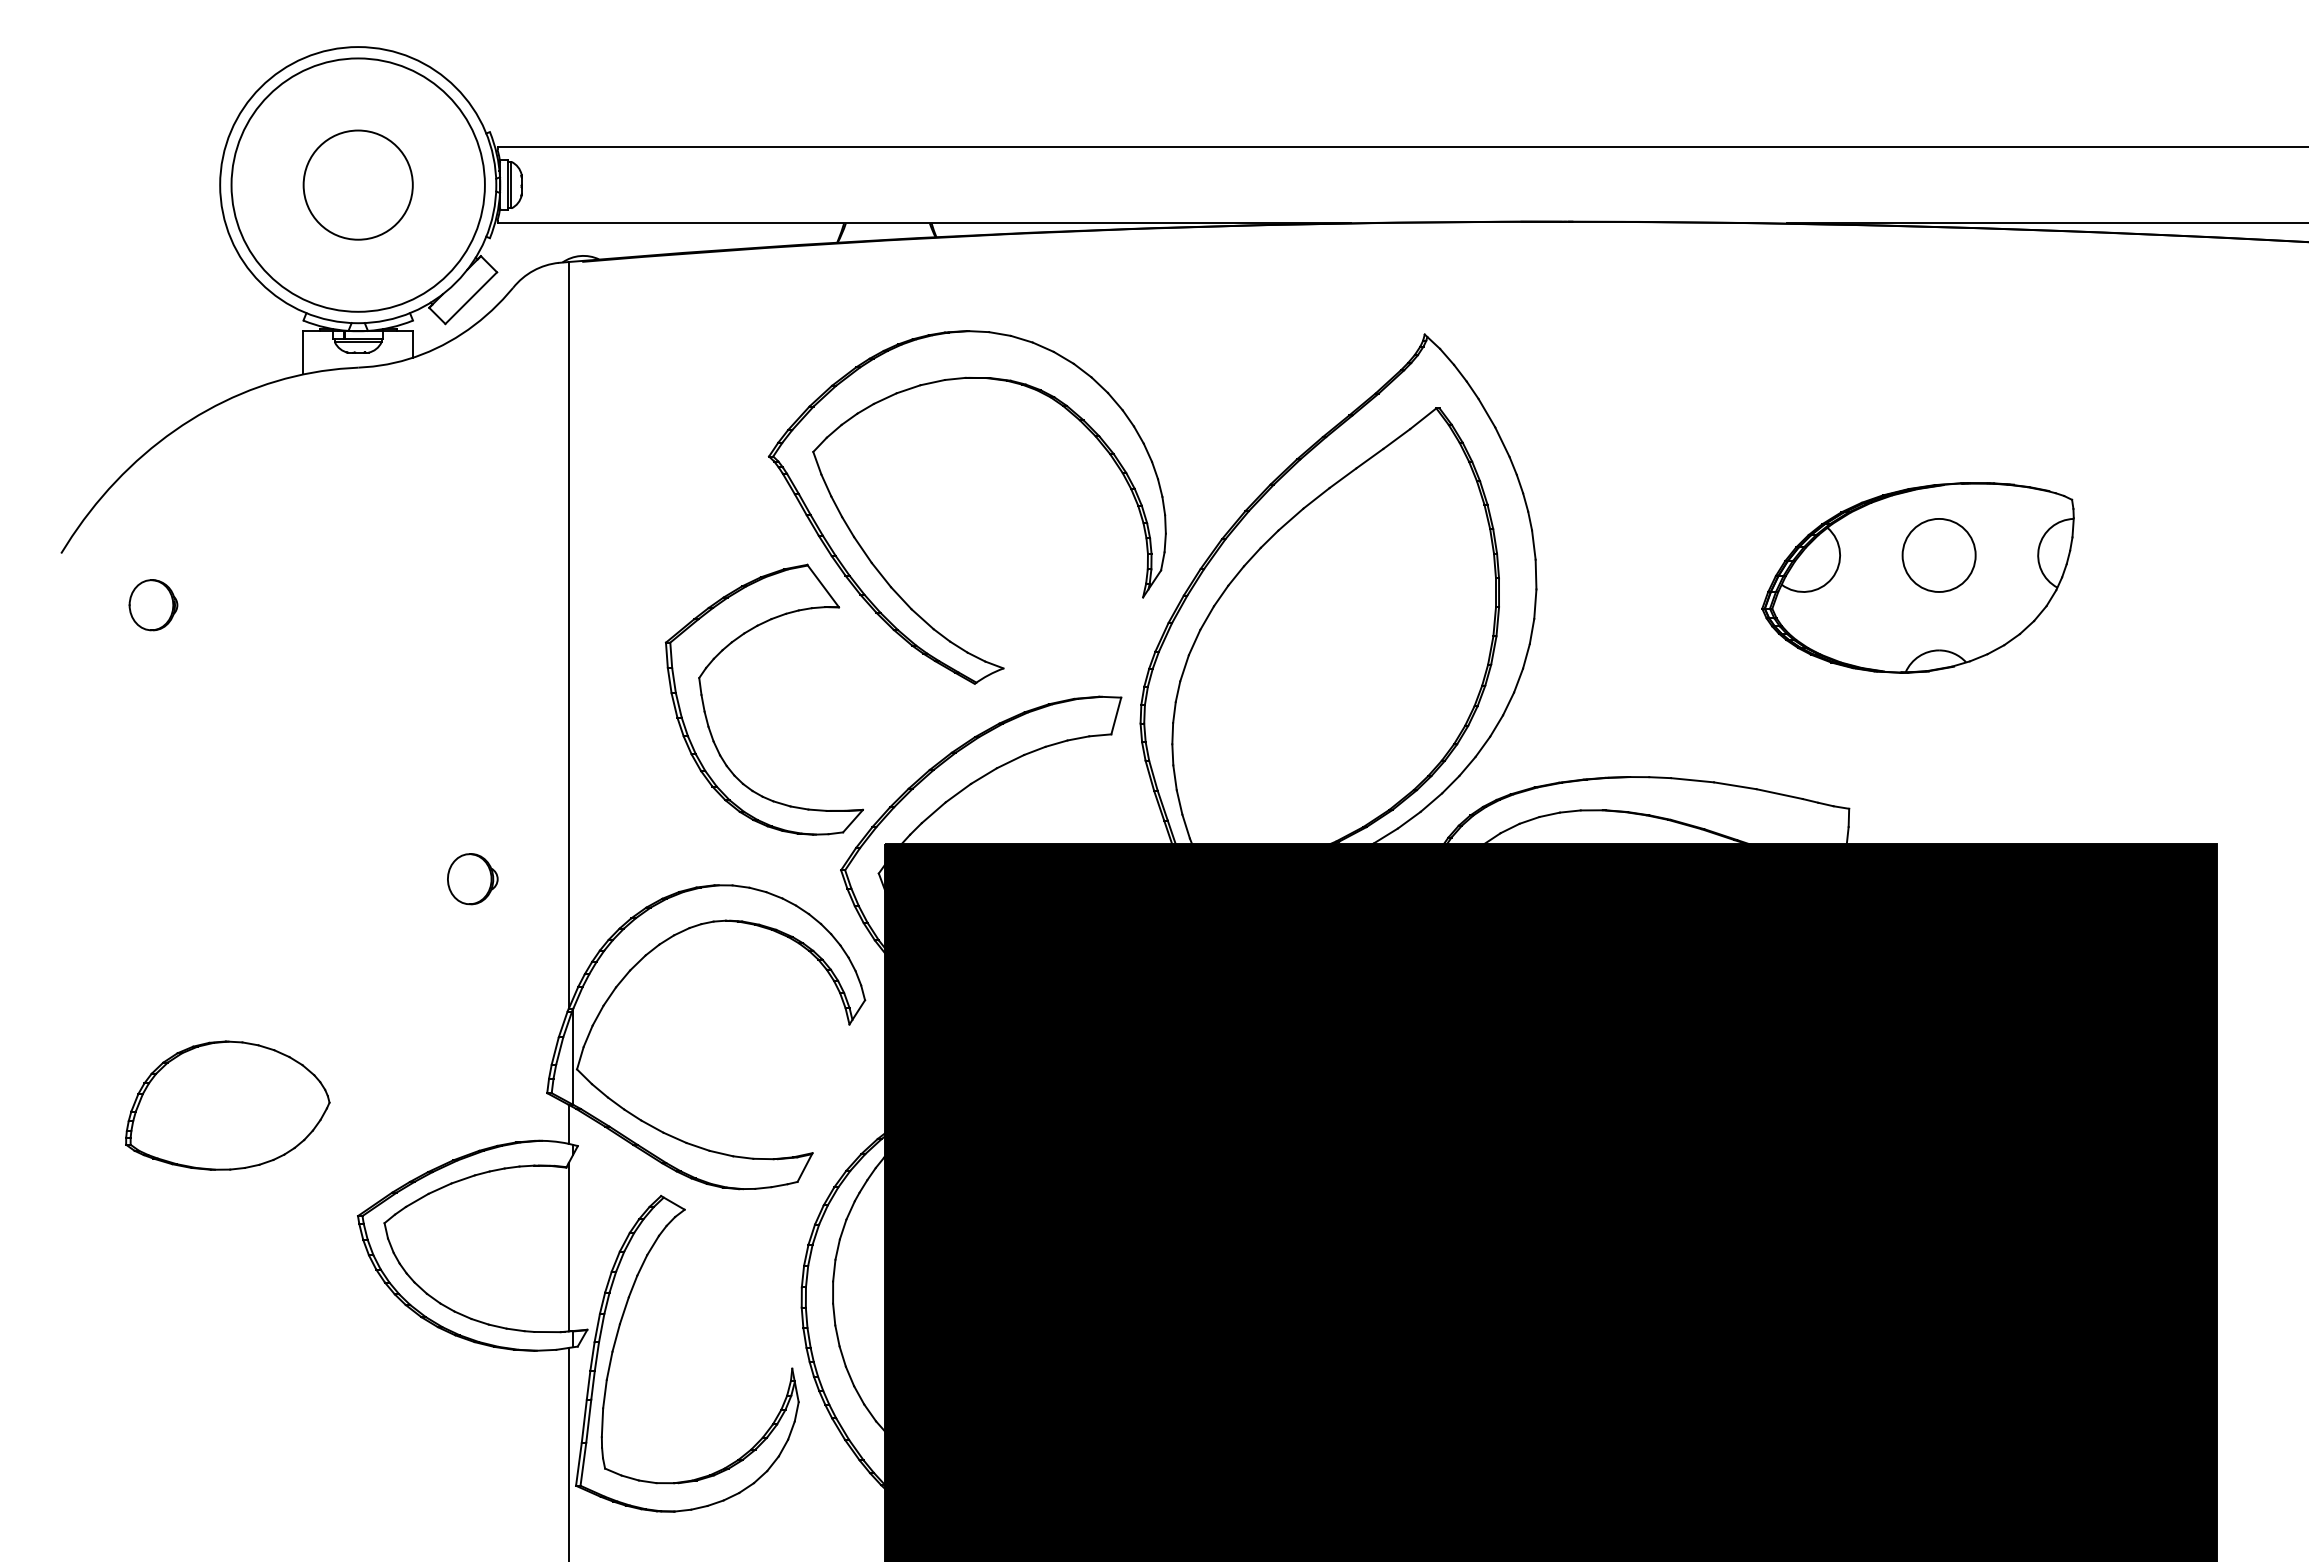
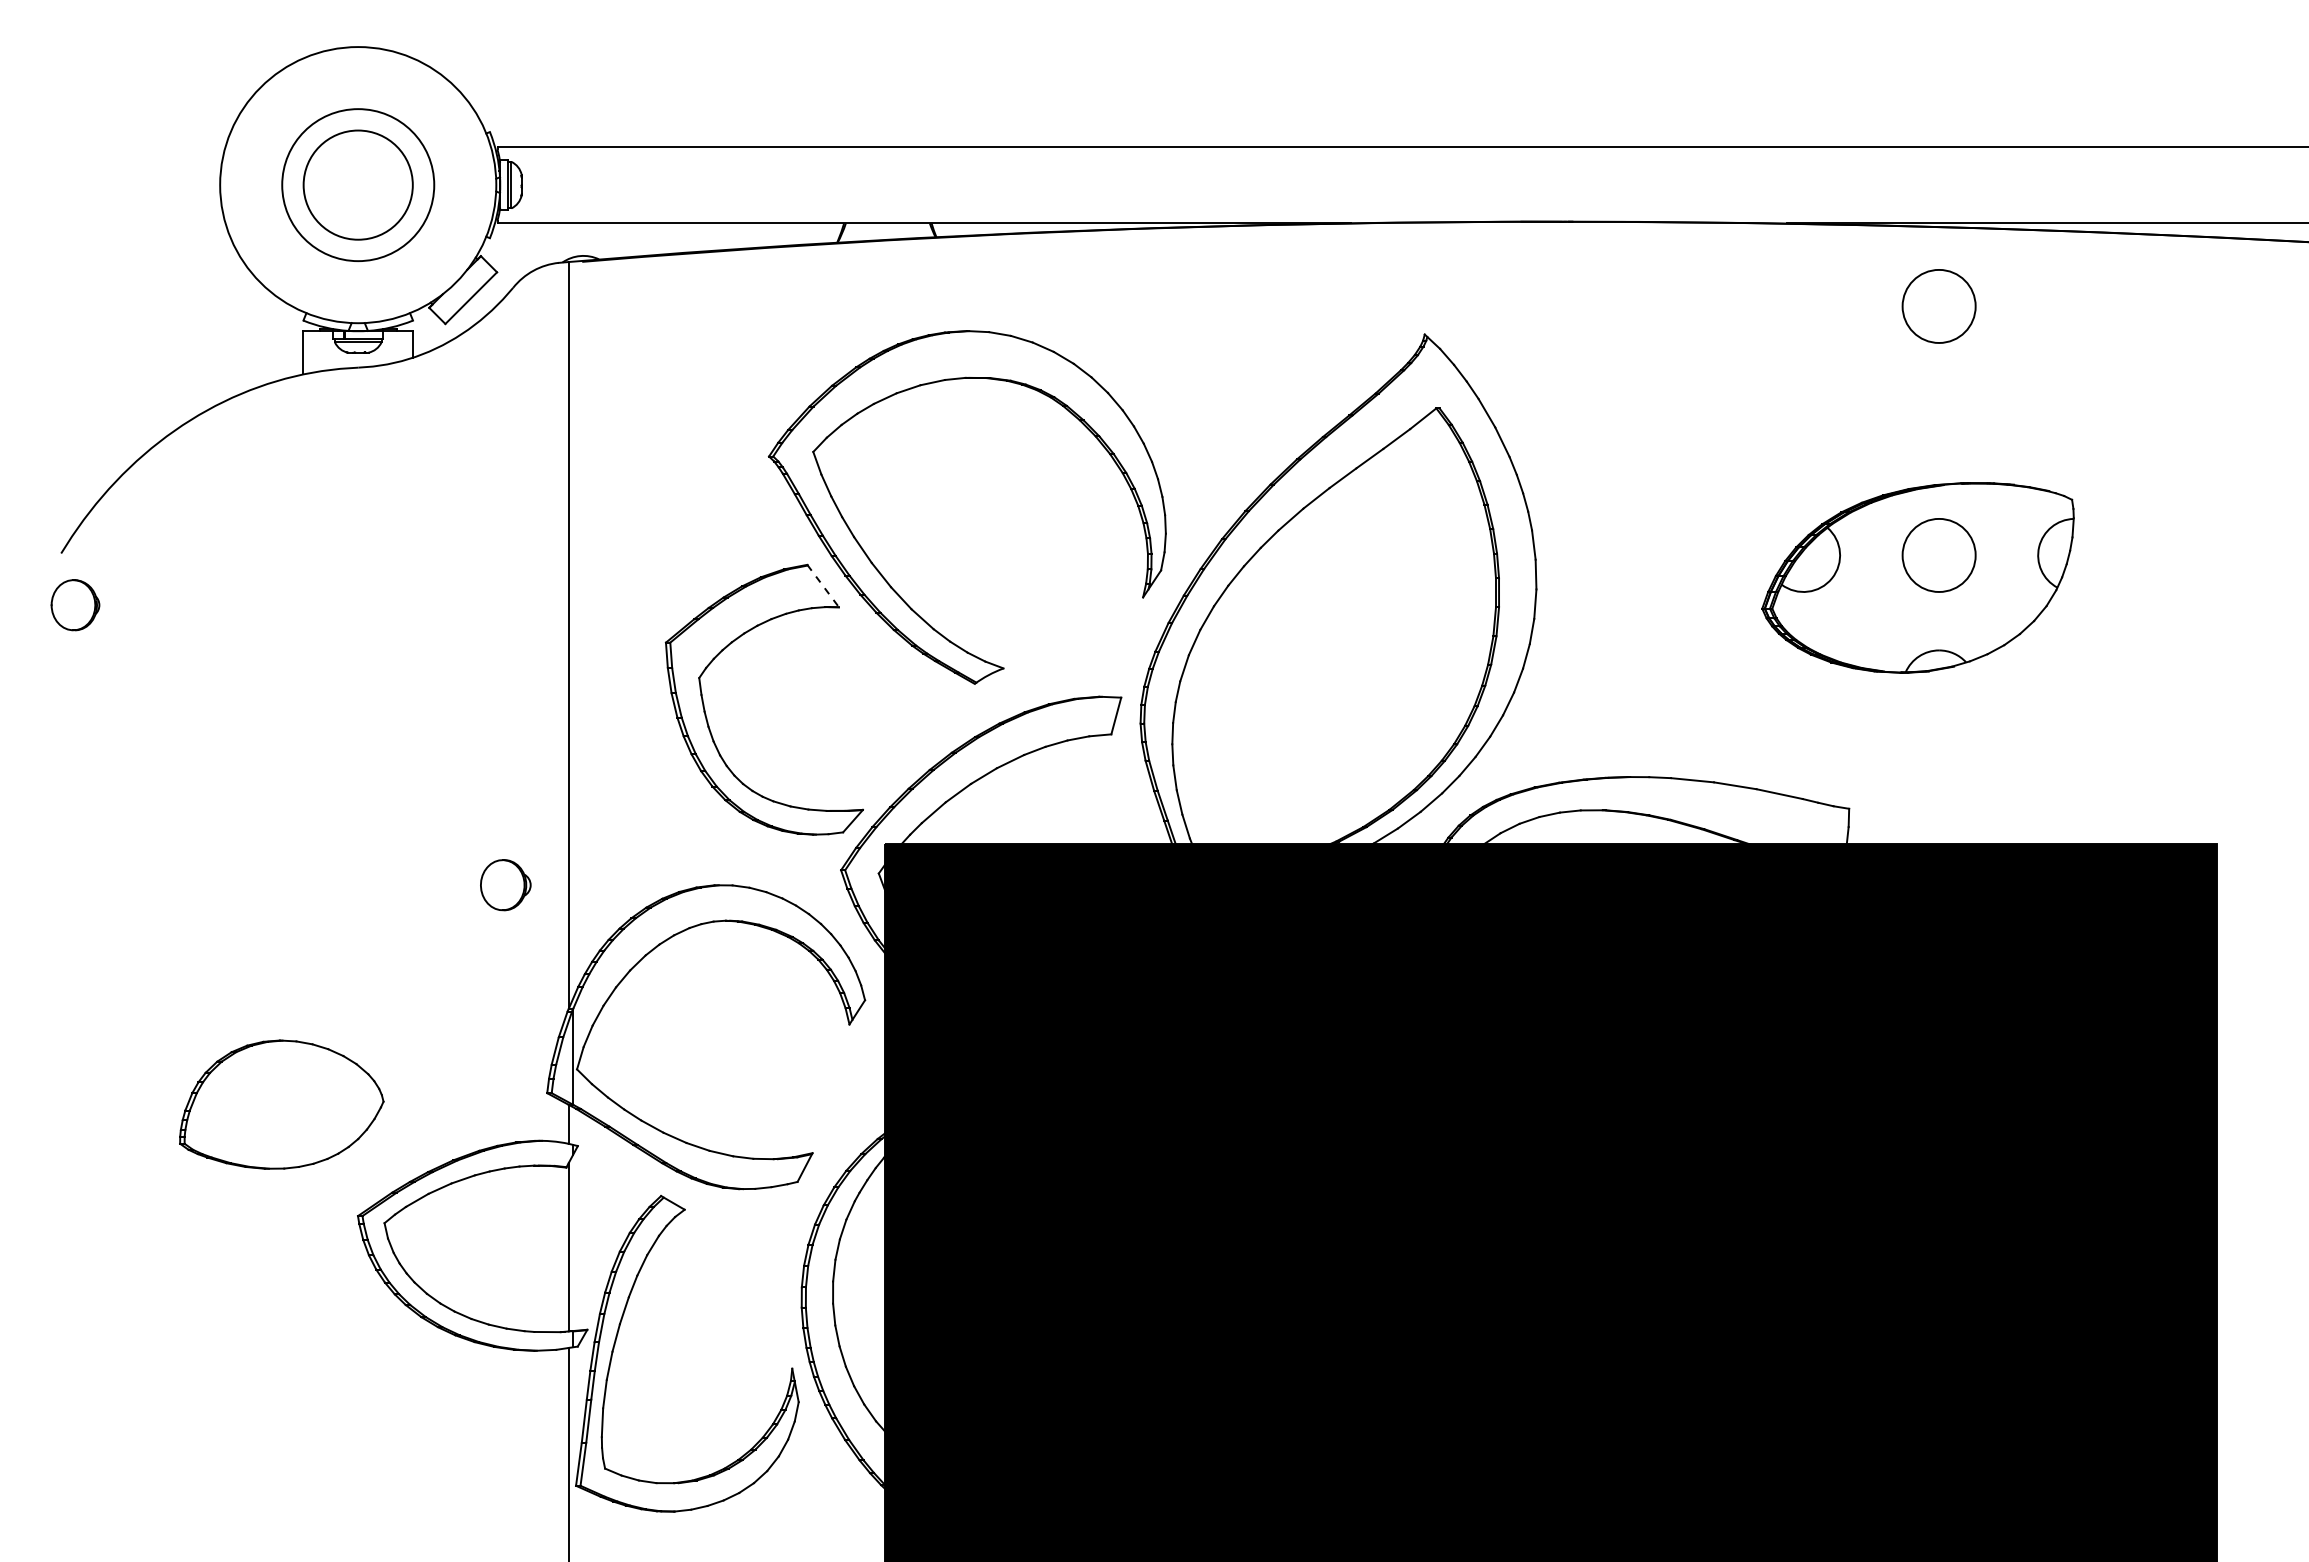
circle diameter: 253 px -> 152 px (358, 185)
circle: none -> present (1938, 306)
line: solid -> dashed (823, 586)
part position: (153, 605) -> (75, 605) (75, 605)
part position: (472, 879) -> (505, 885) (505, 885)
part position: (227, 1105) -> (281, 1104) (281, 1104)
